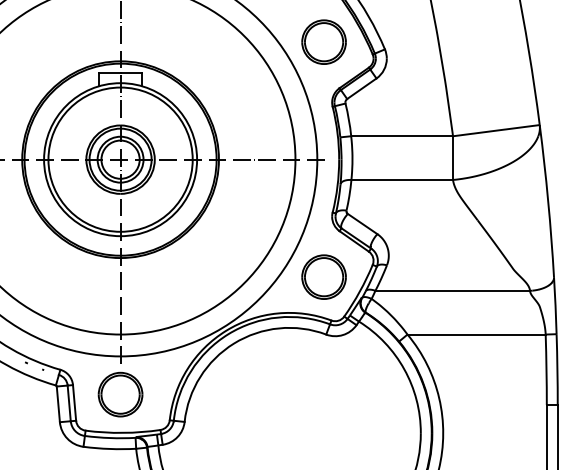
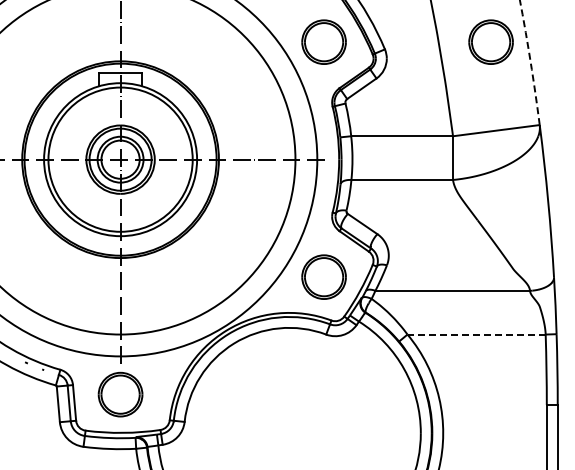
part: none -> present (490, 41)
arc: solid -> dashed (530, 61)
line: solid -> dashed (476, 334)
